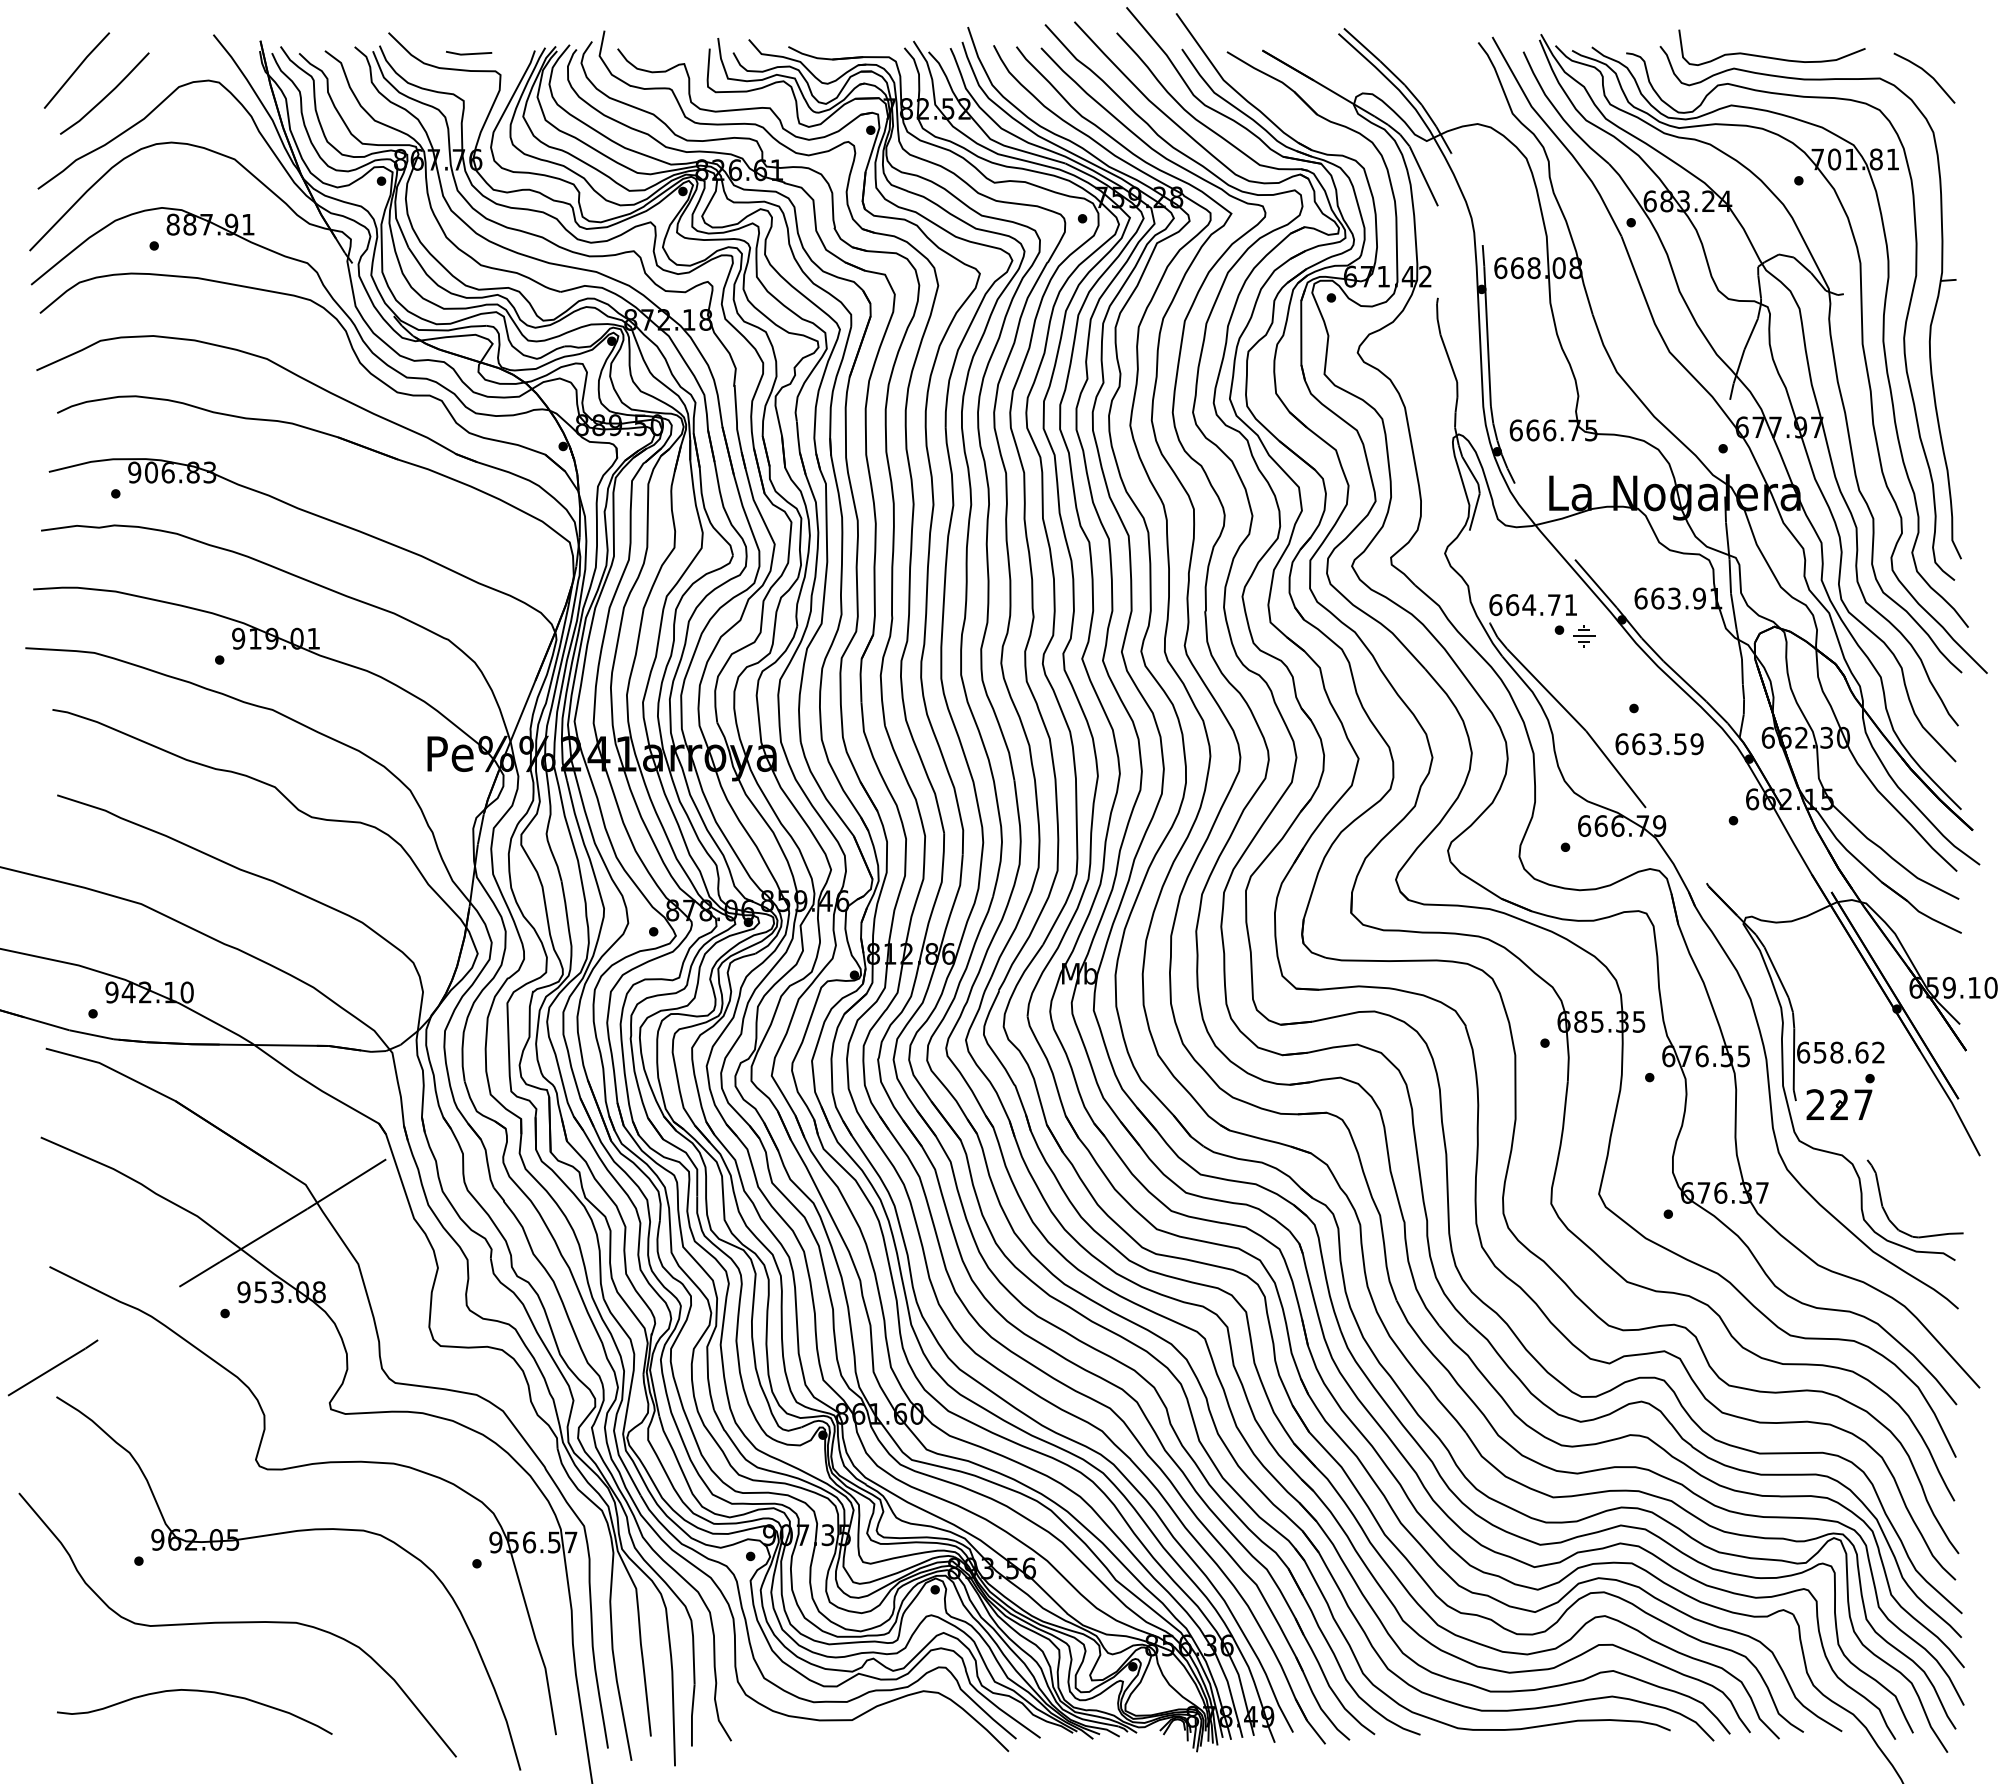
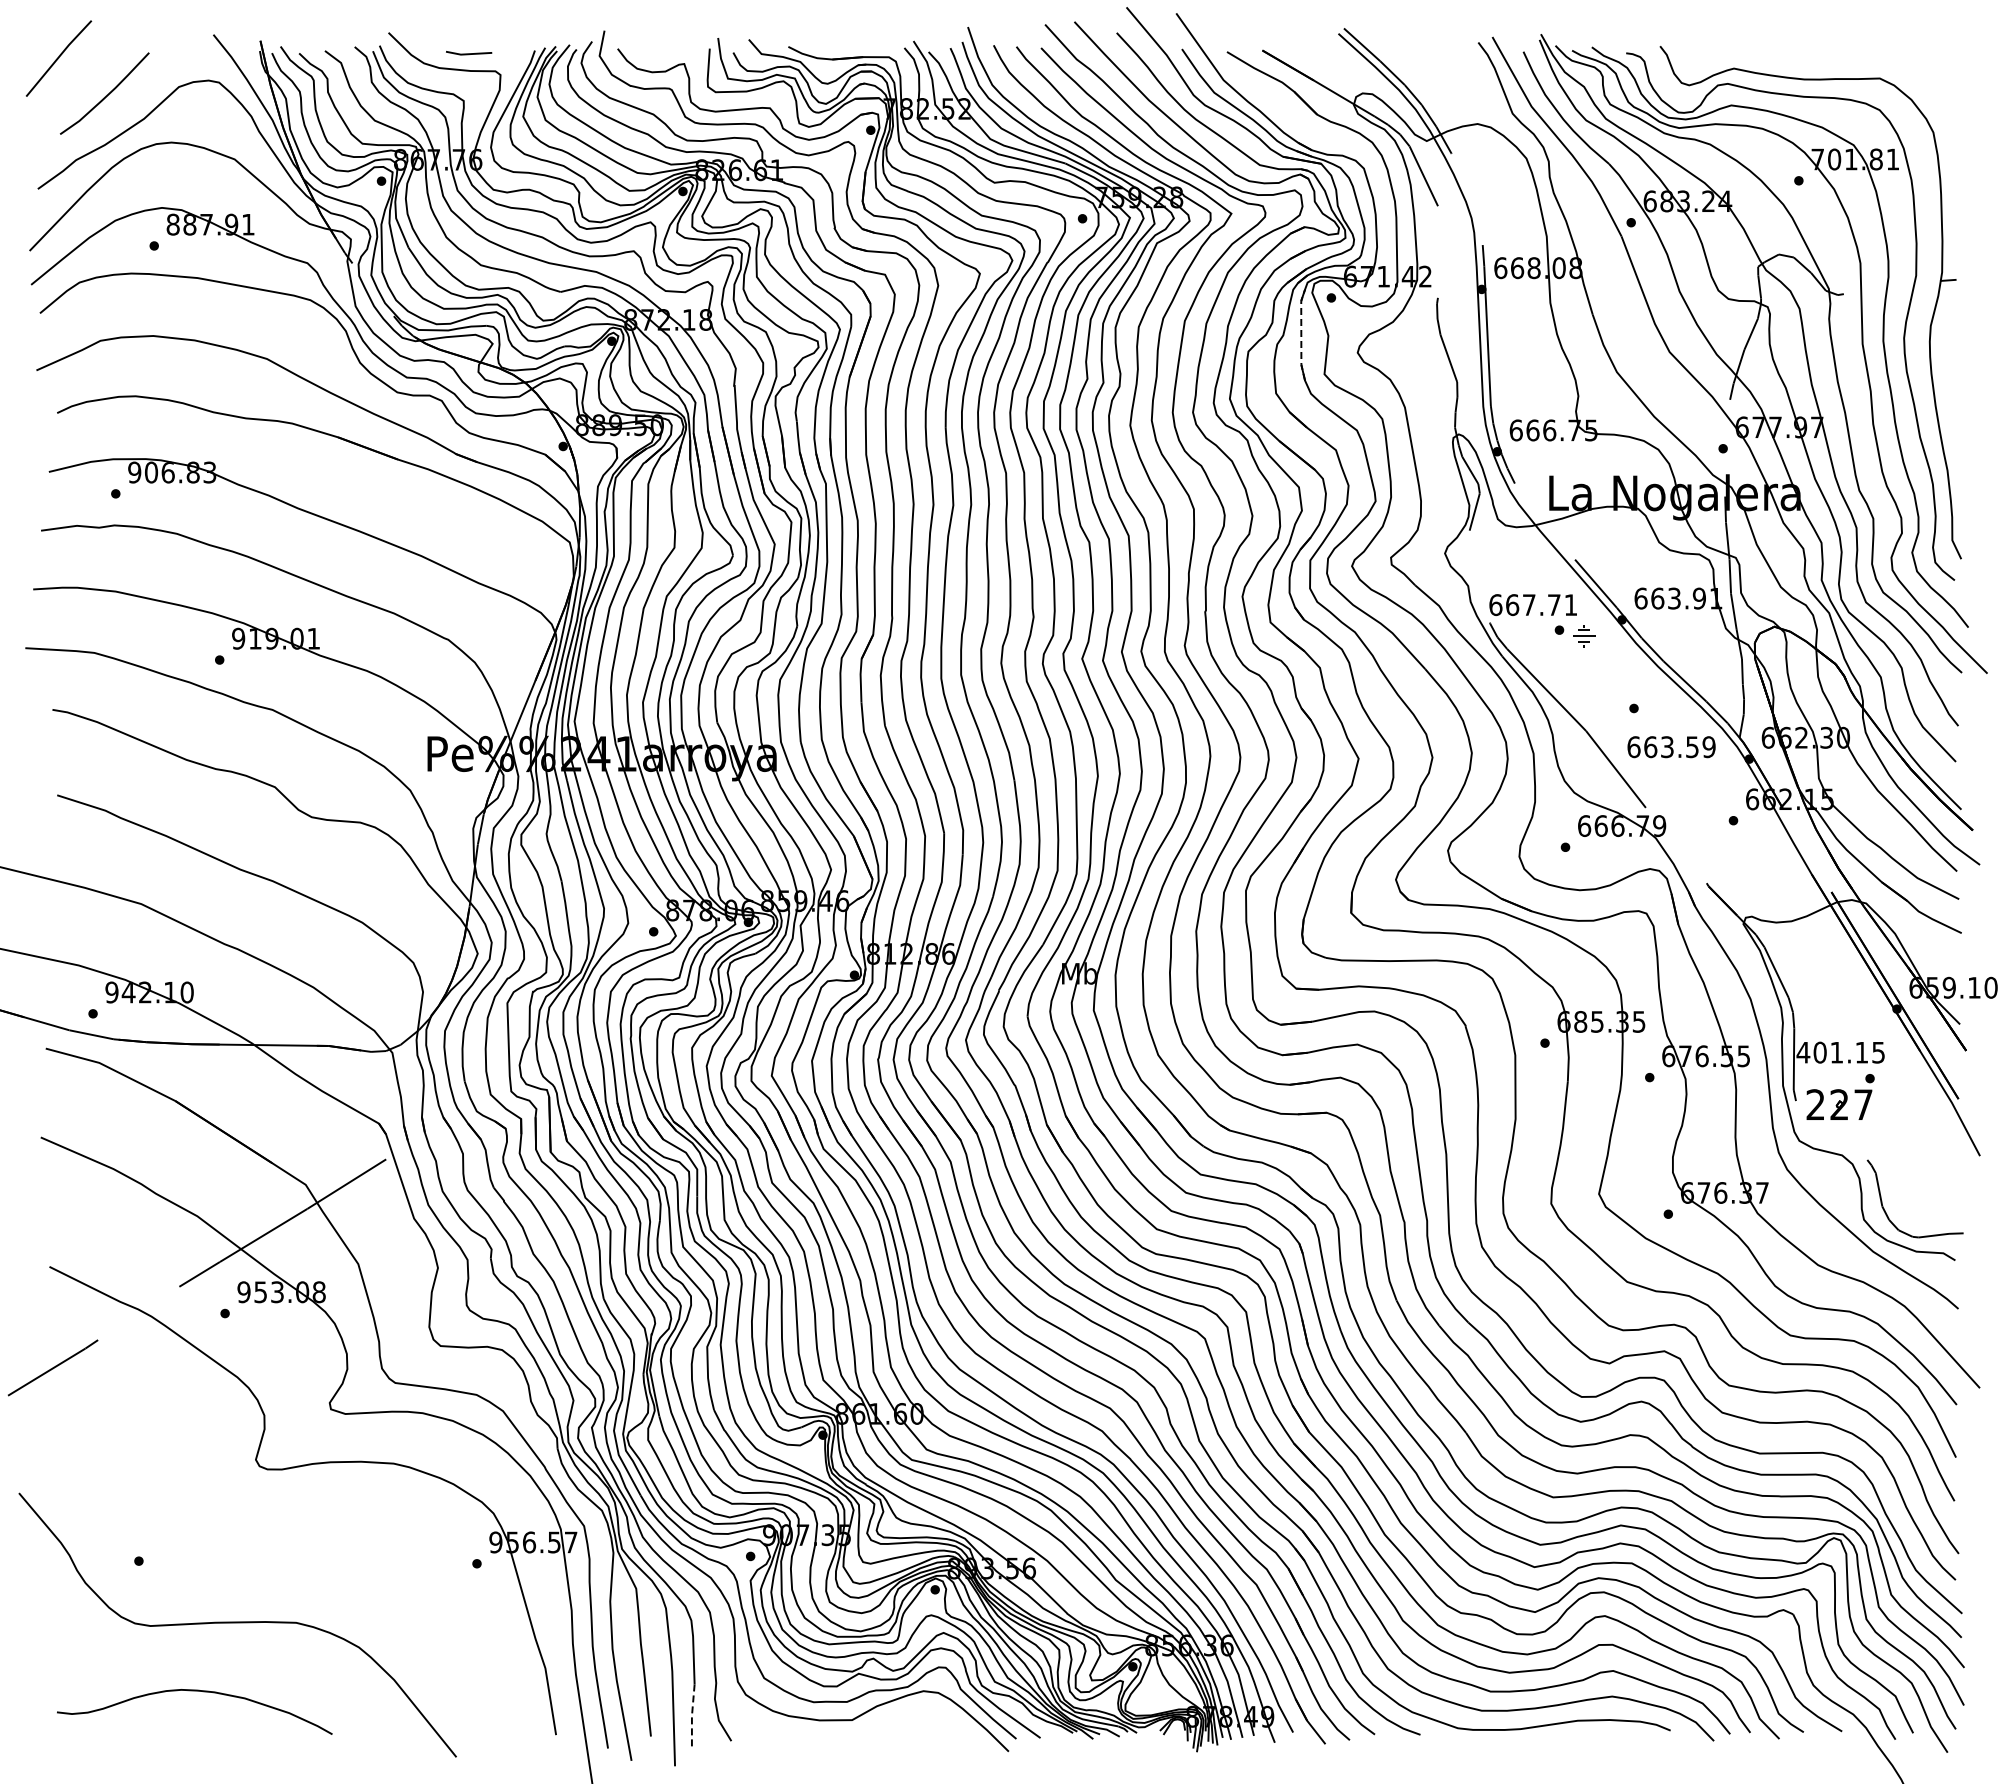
curve: present -> none (1769, 56)
line position: (77, 70) -> (59, 58) (59, 58)
line: present -> none (1927, 74)
line: solid -> dashed (1301, 334)
text: 664.71 -> 667.71 (1529, 604)
text position: (1659, 744) -> (1671, 747) (1671, 747)
text: 658.62 -> 401.15 (1840, 1052)
part: present -> none (281, 1534)
line: solid -> dashed (691, 1716)
